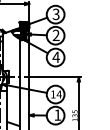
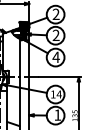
text: 3 -> 2 (55, 14)
